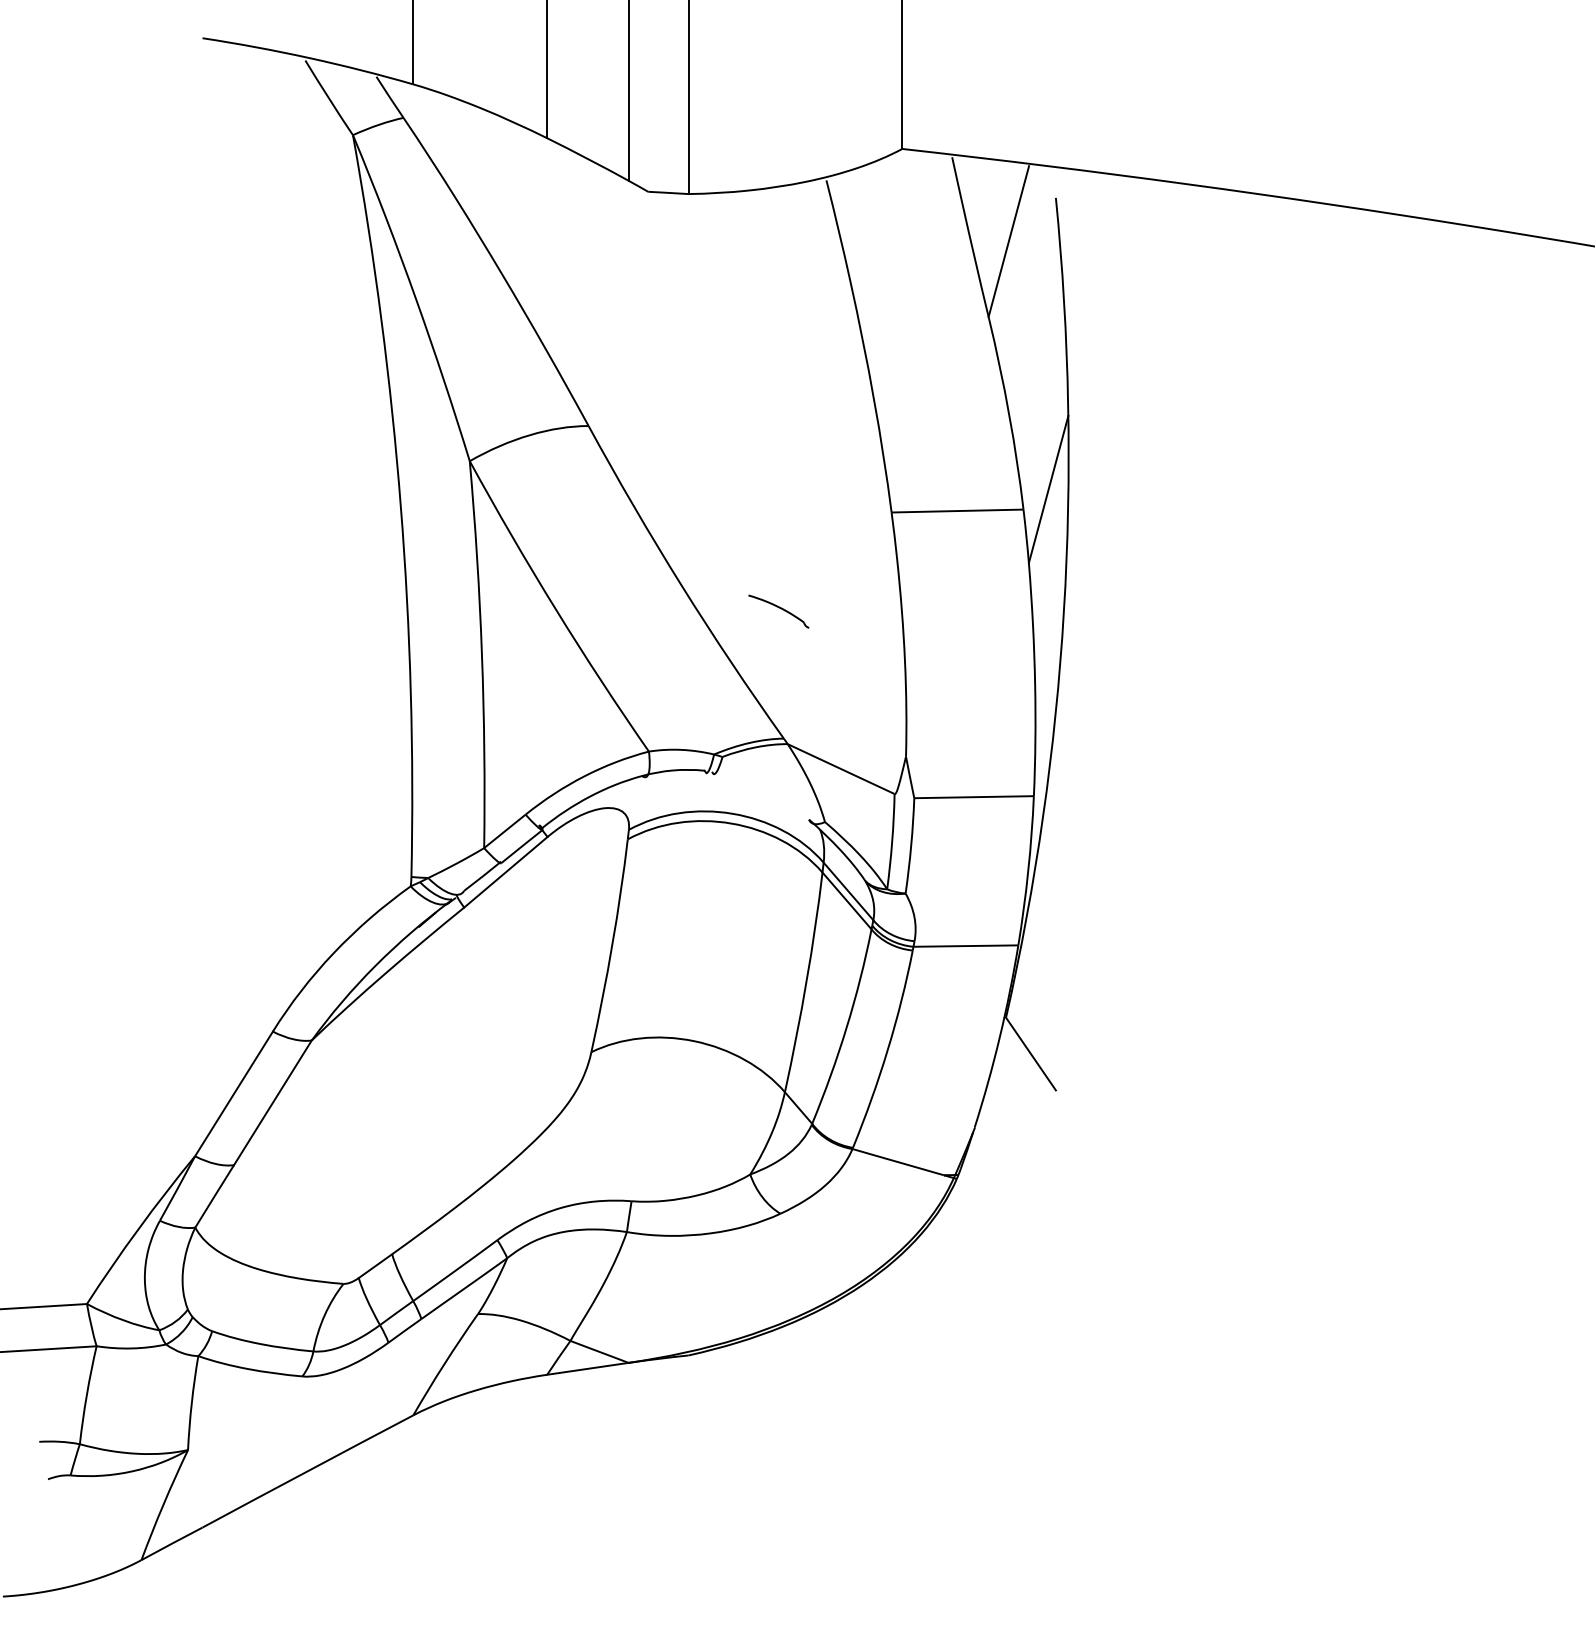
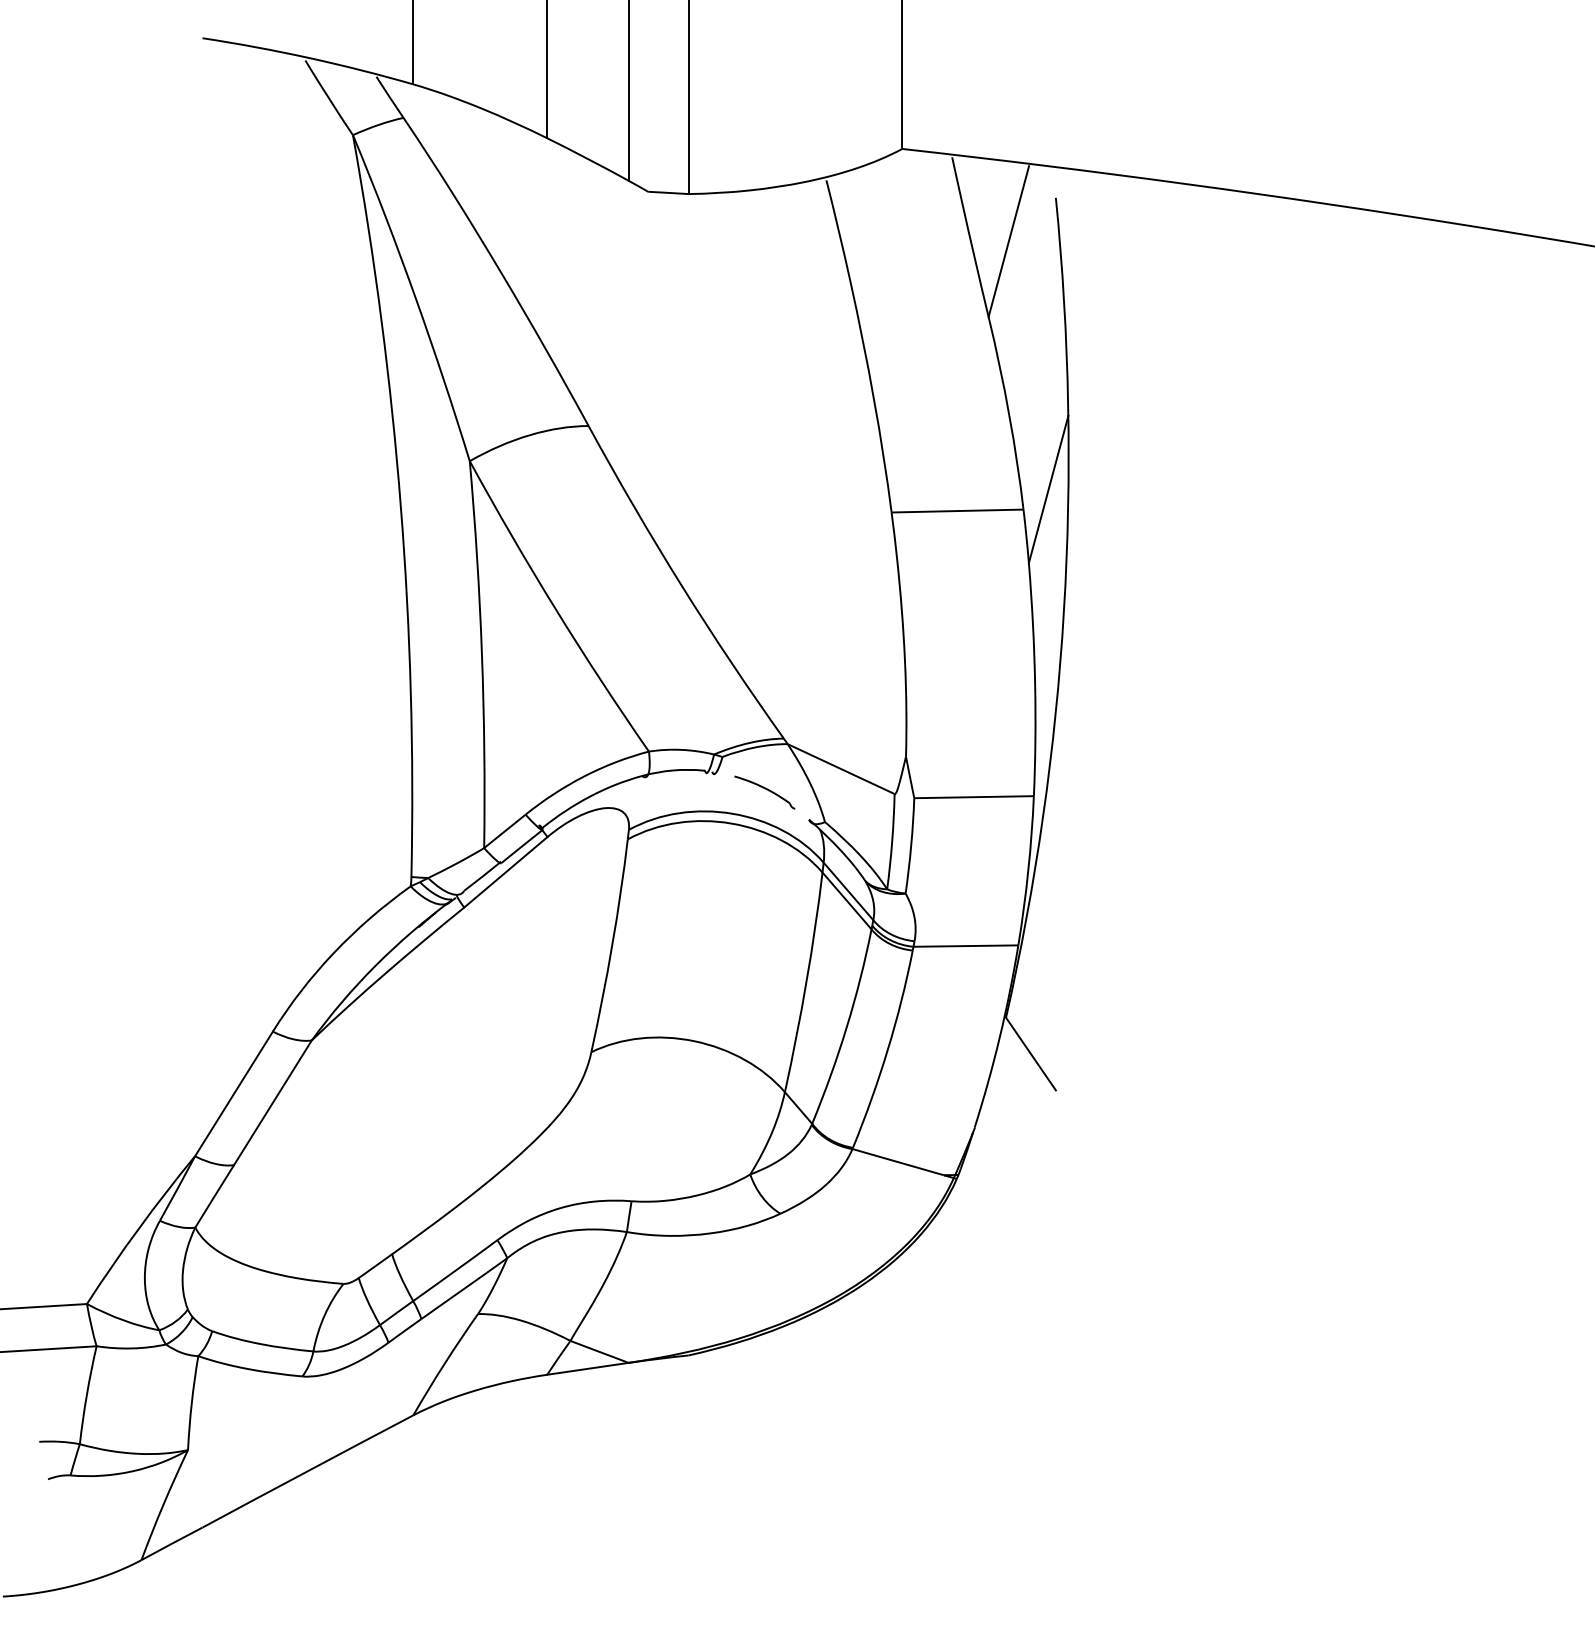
part position: (778, 611) -> (764, 792) (764, 792)
